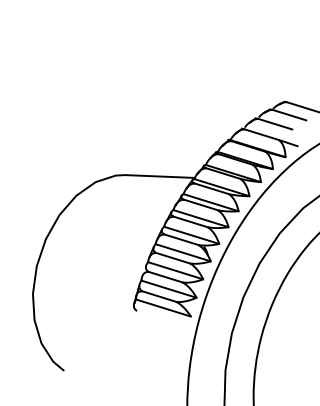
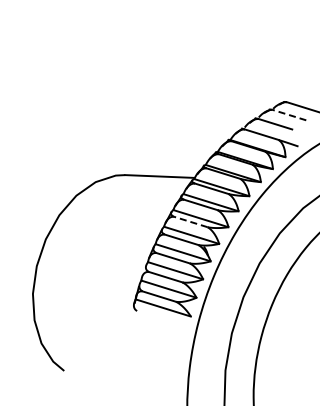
line: solid -> dashed (289, 115)
line: solid -> dashed (190, 221)
